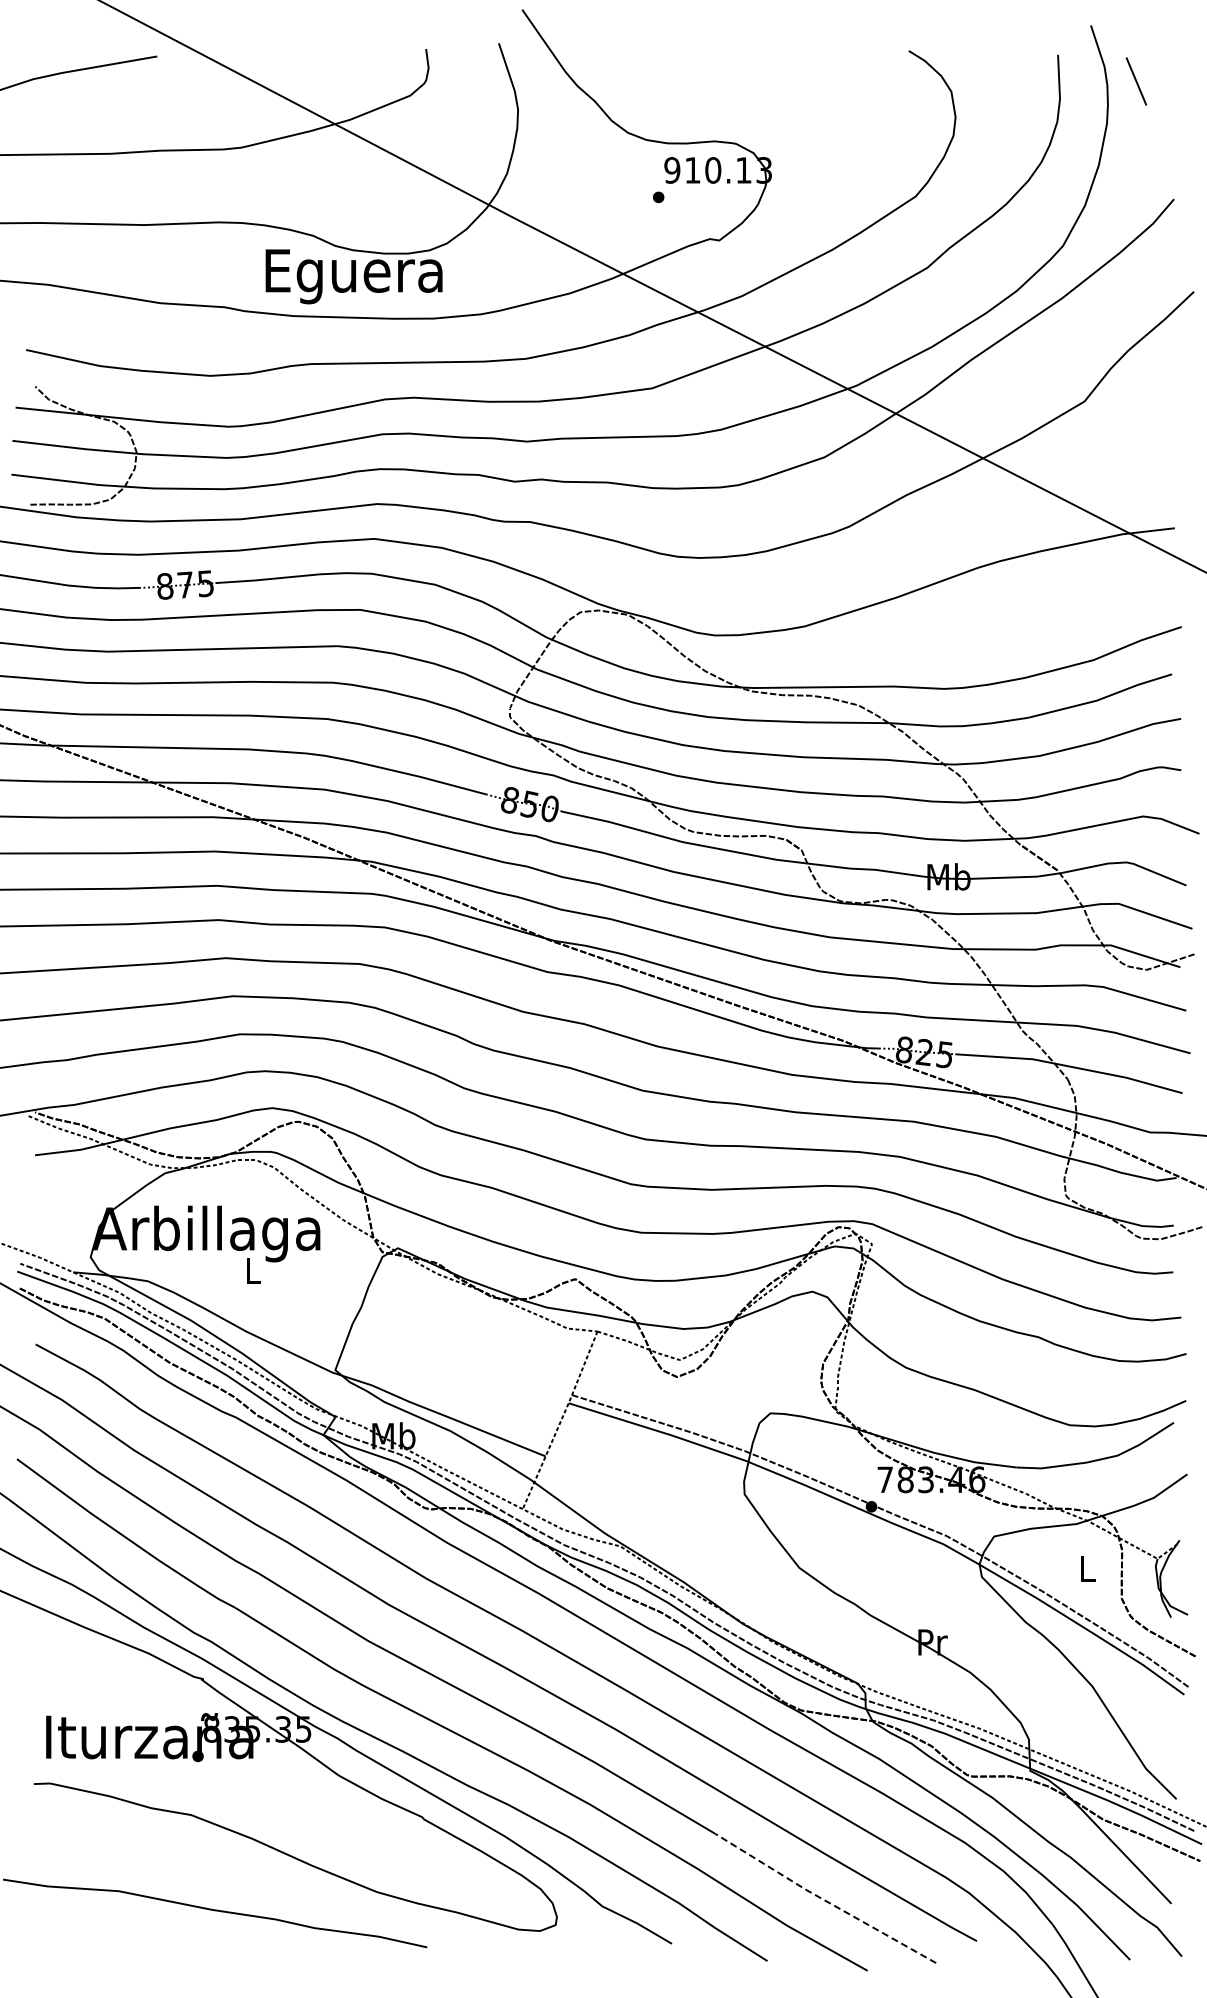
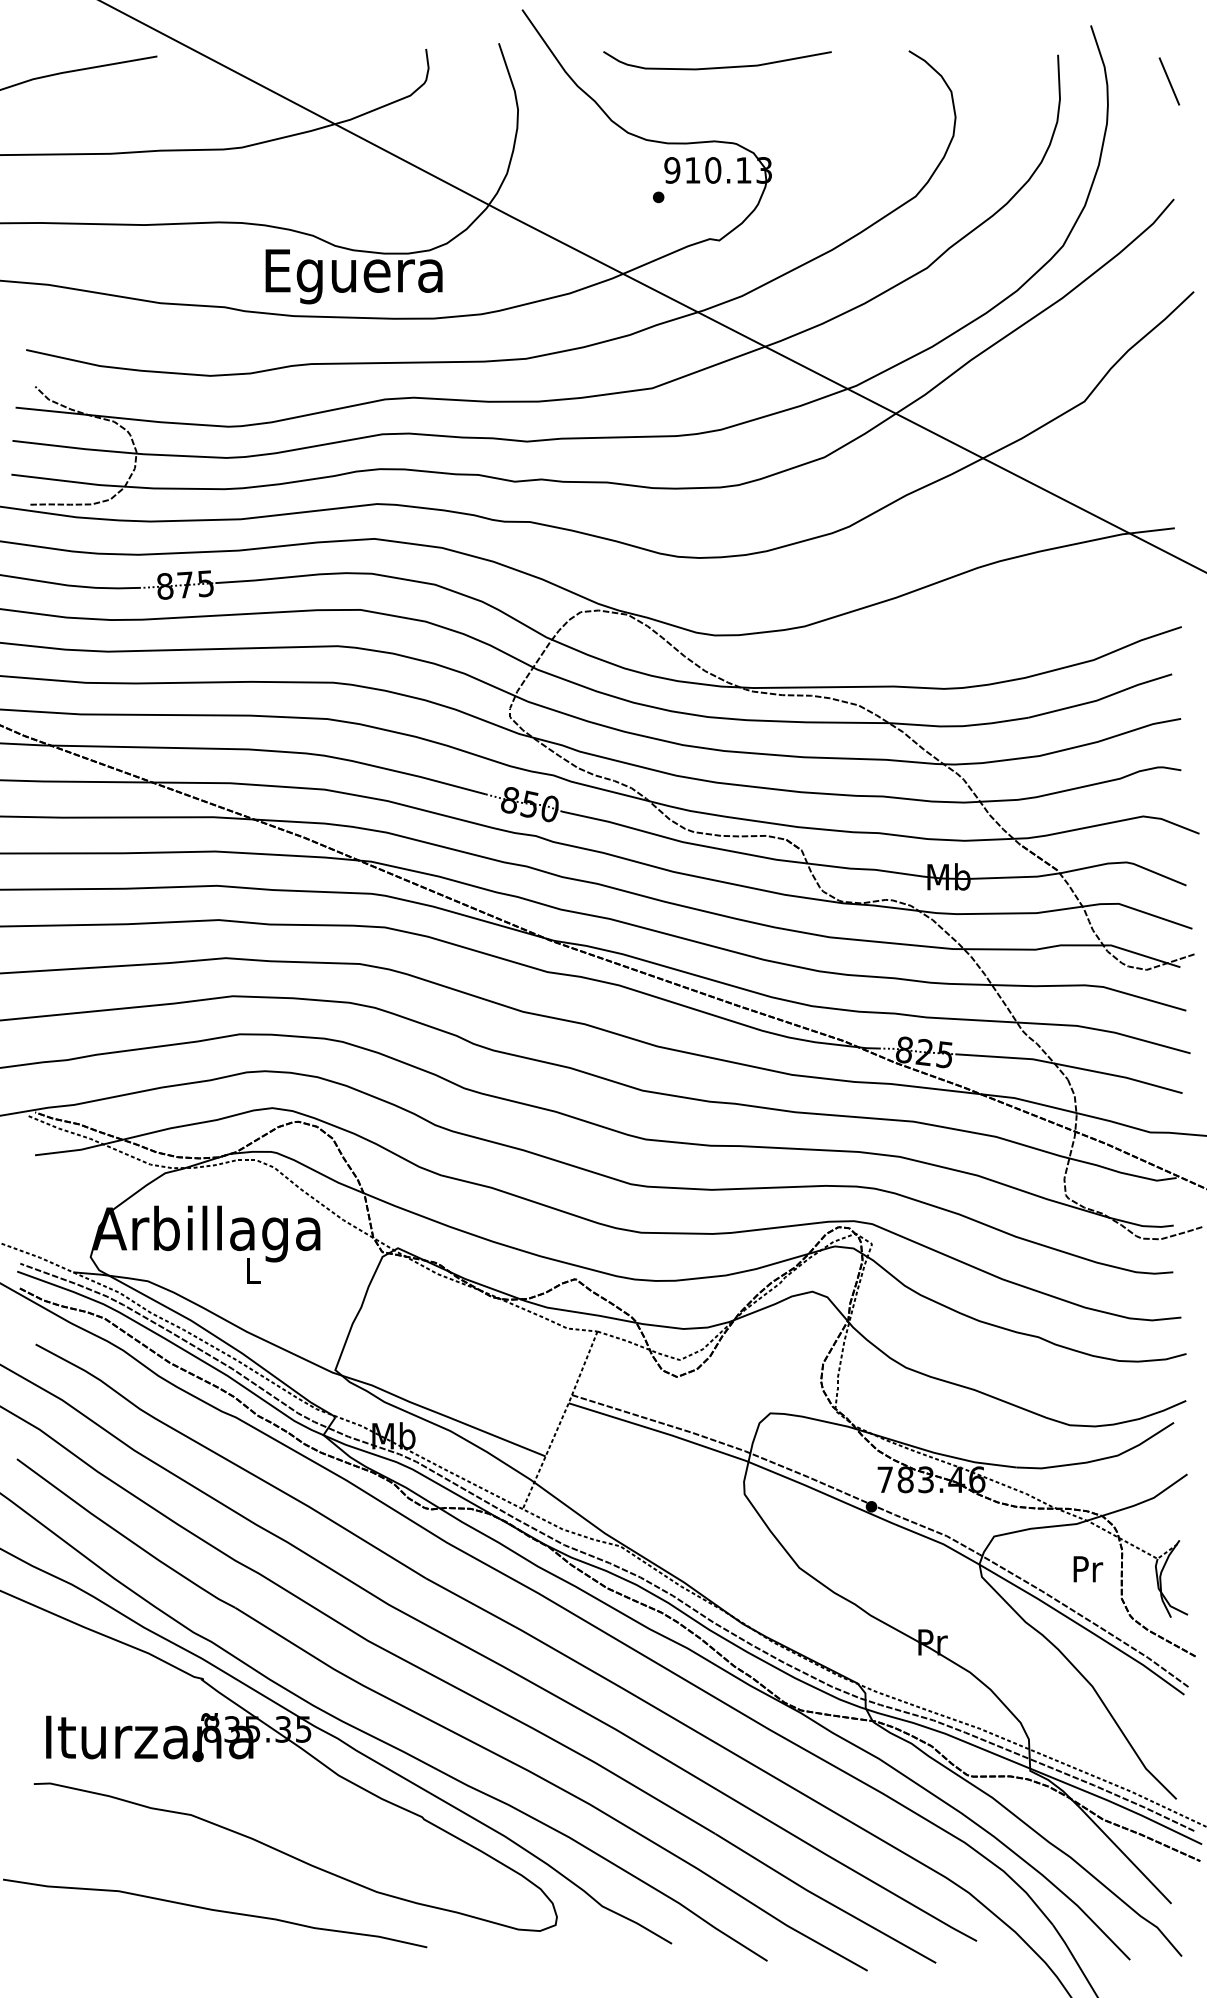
curve: none -> present (717, 67)
line position: (1136, 81) -> (1169, 81) (1169, 81)
text: L -> Pr (1088, 1569)
line: dashed -> solid (824, 1900)
